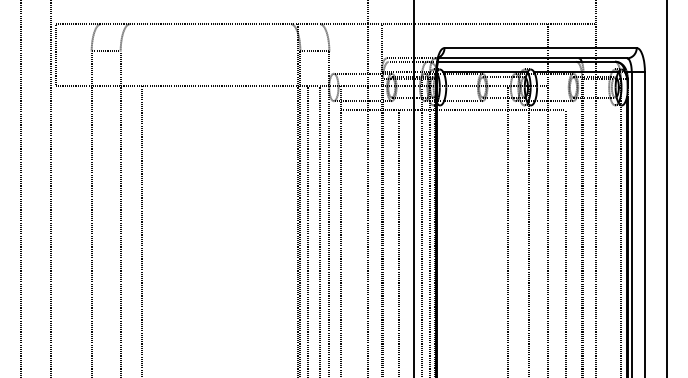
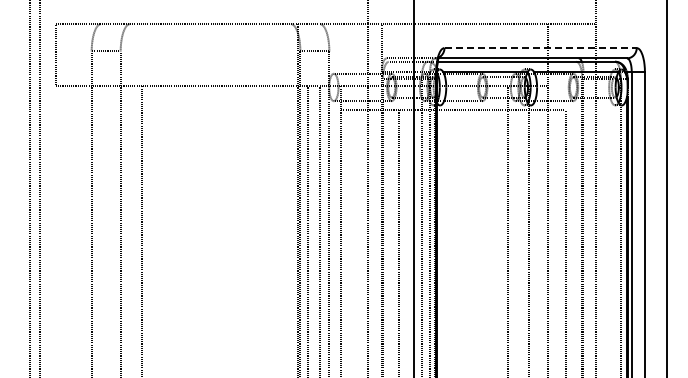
line: solid -> dashed (541, 48)
line position: (20, 188) -> (39, 188) (39, 188)
line position: (50, 188) -> (29, 188) (29, 188)
